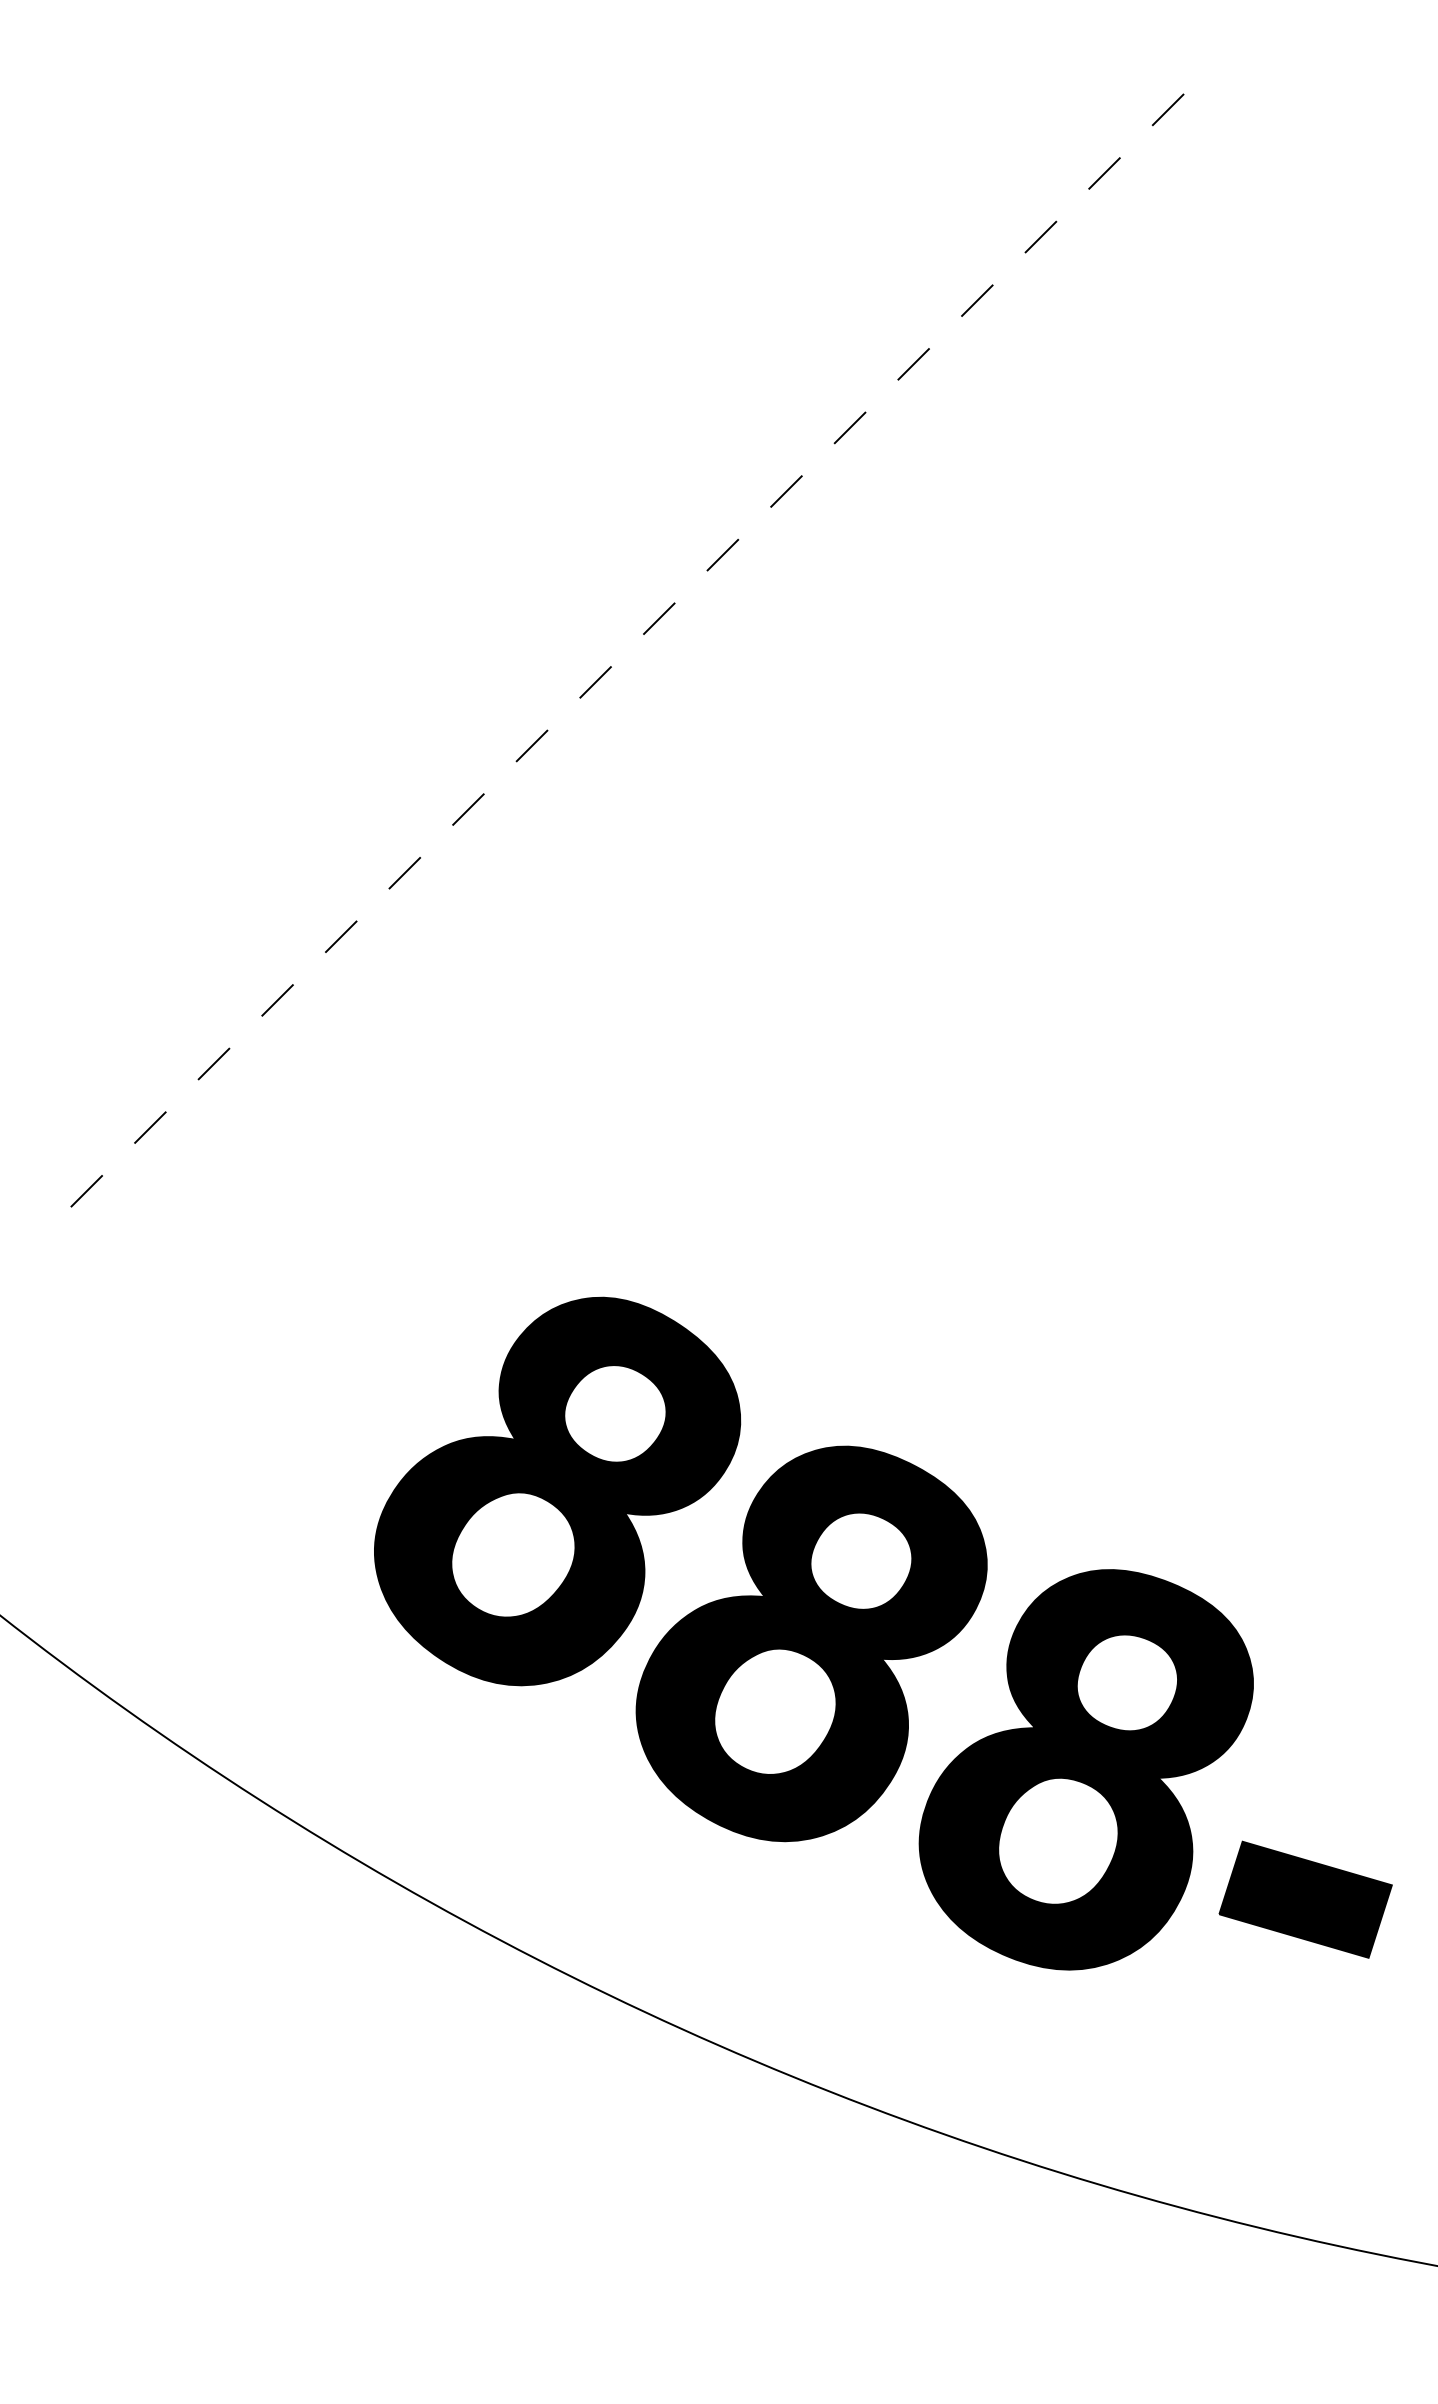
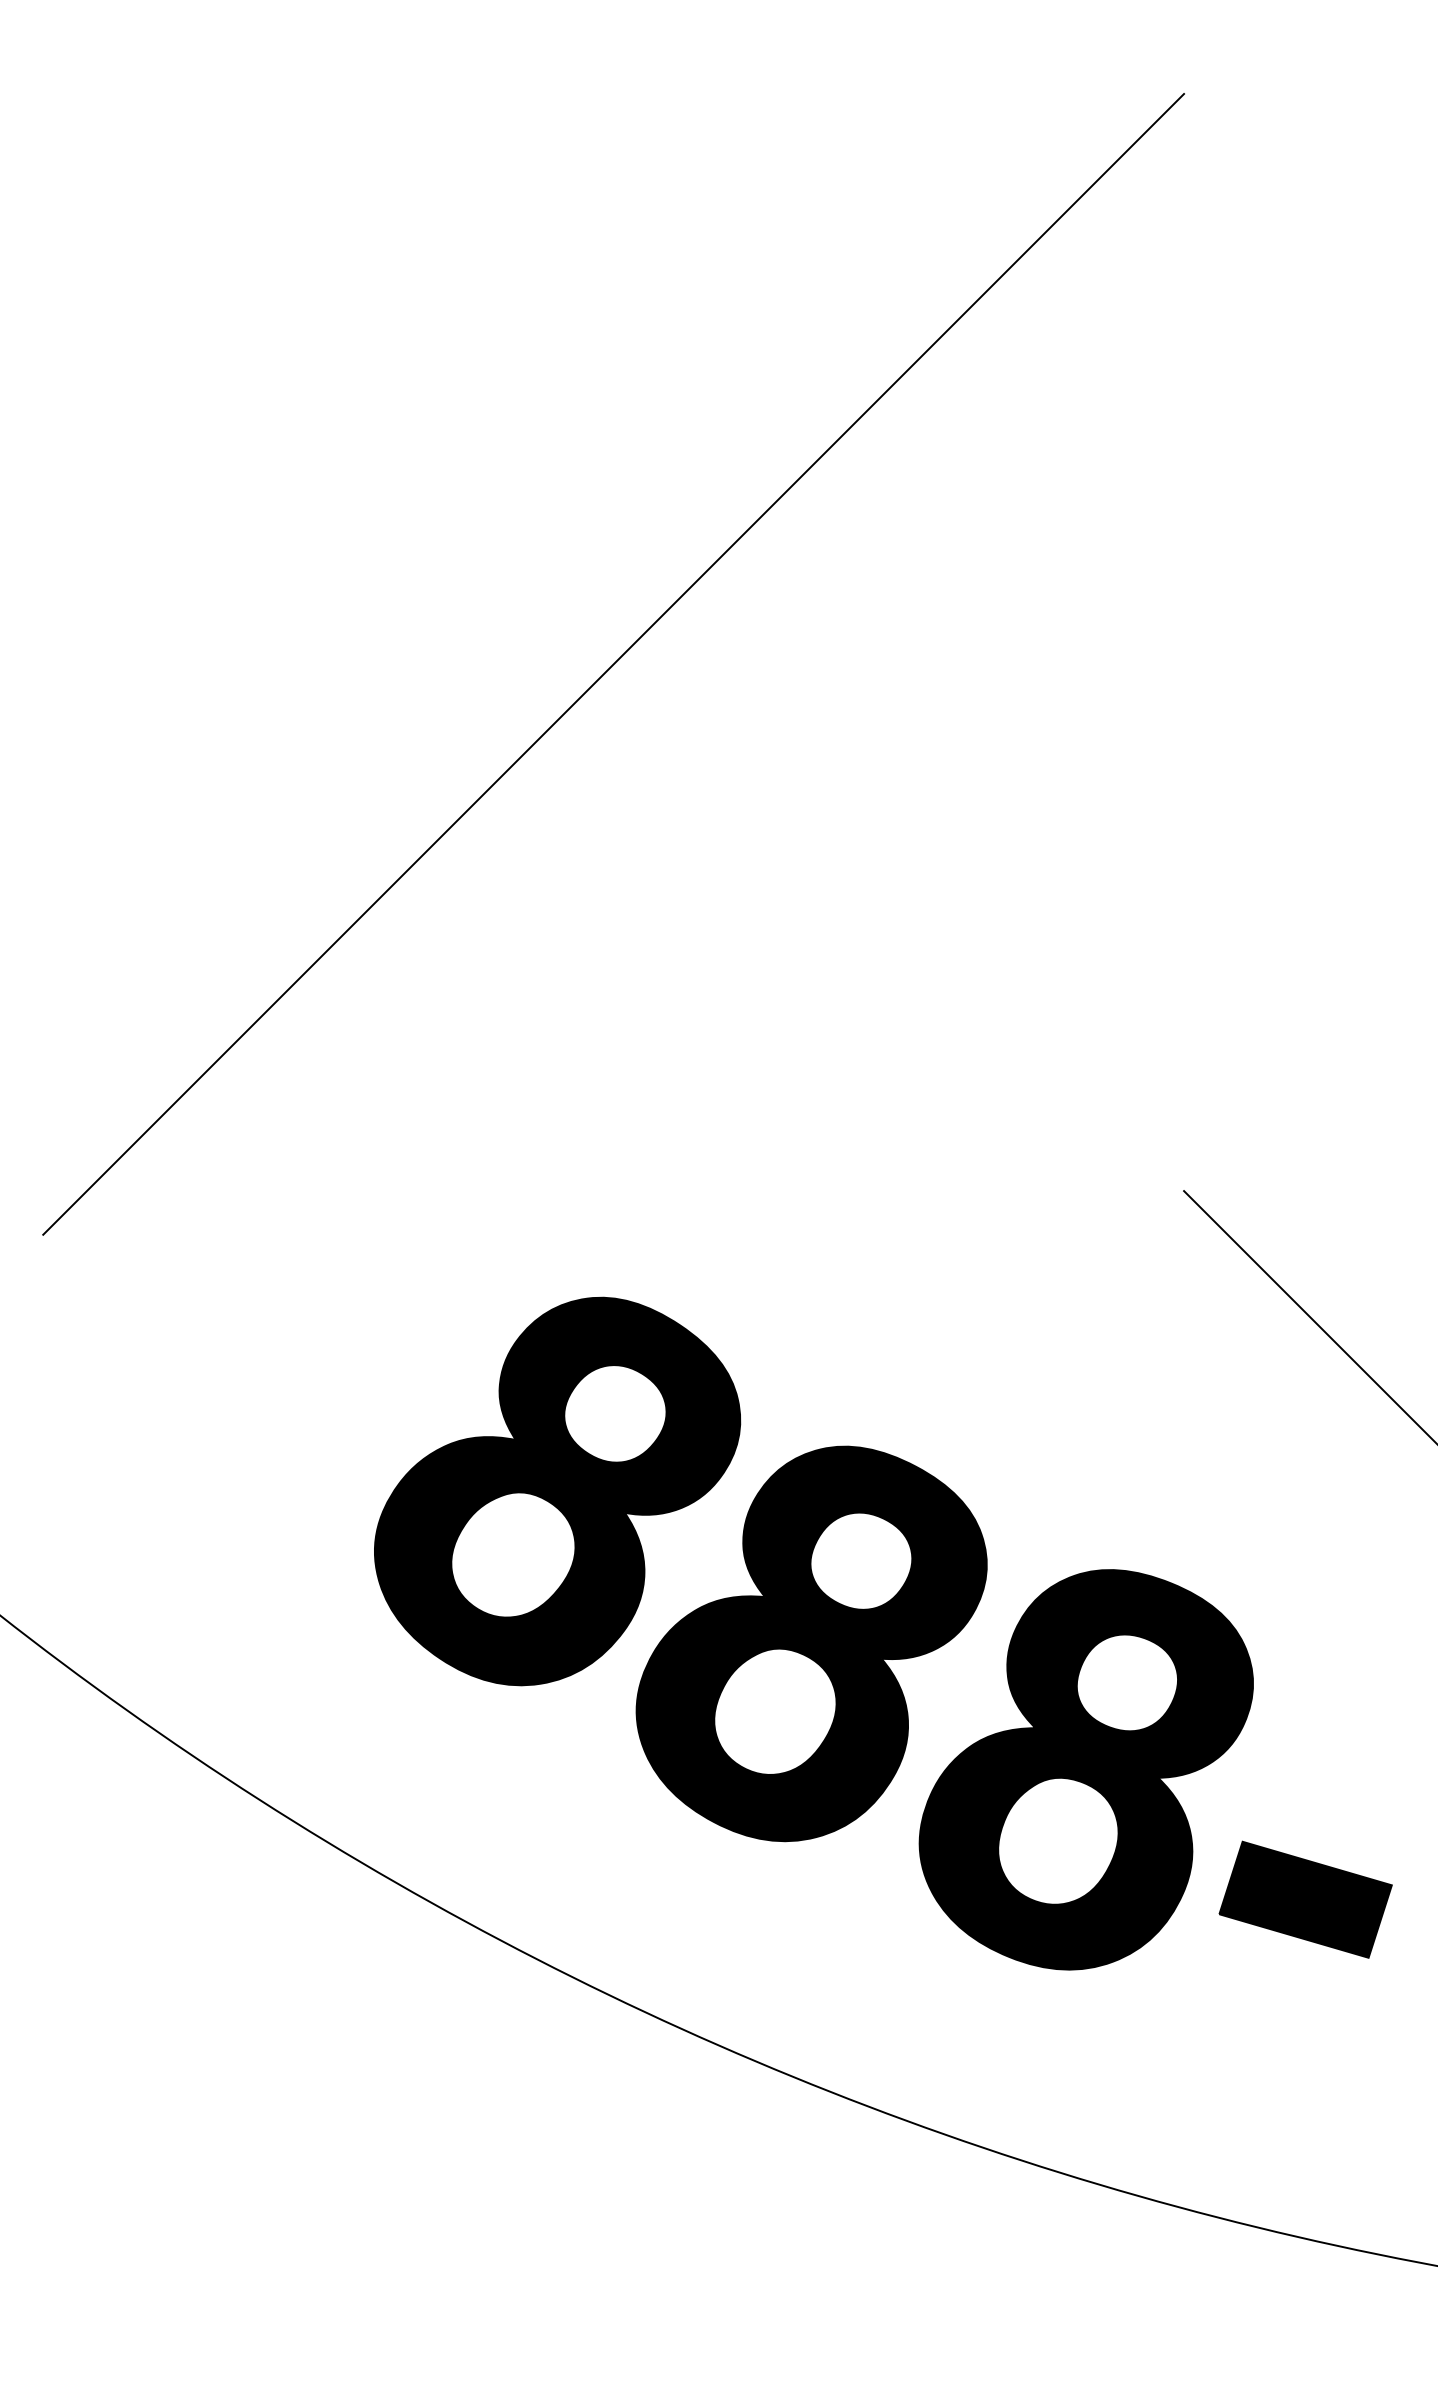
line: dashed -> solid (613, 664)
line: none -> present (1309, 1316)
